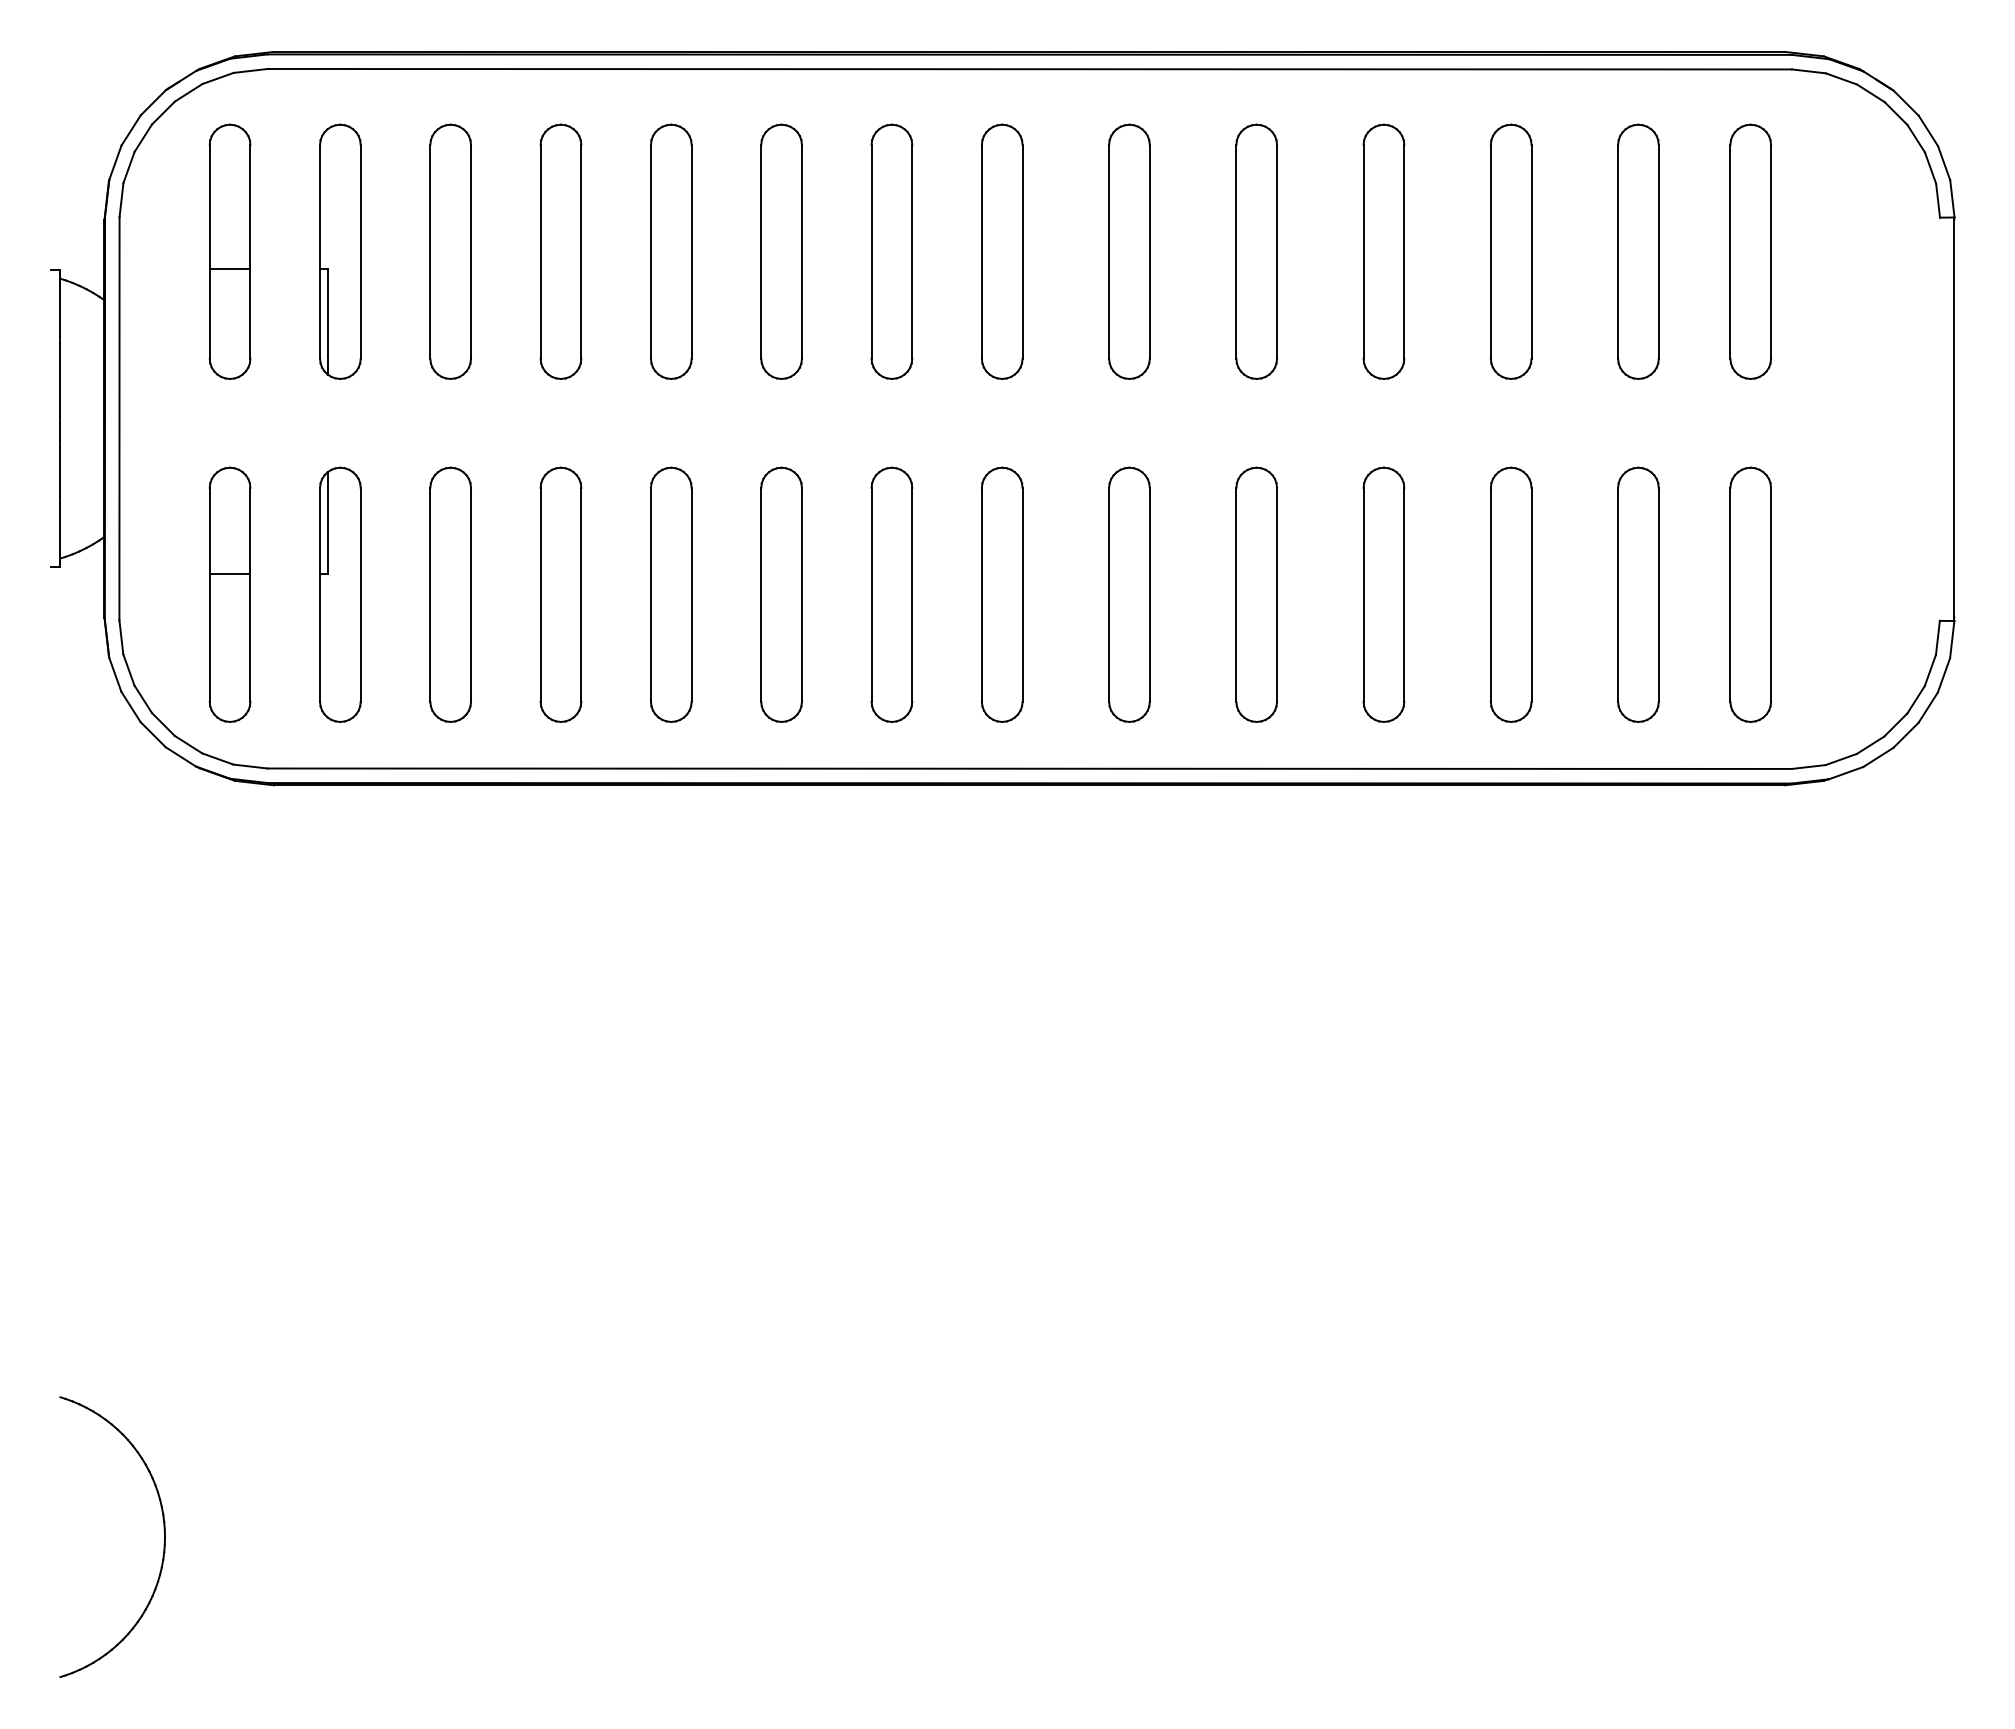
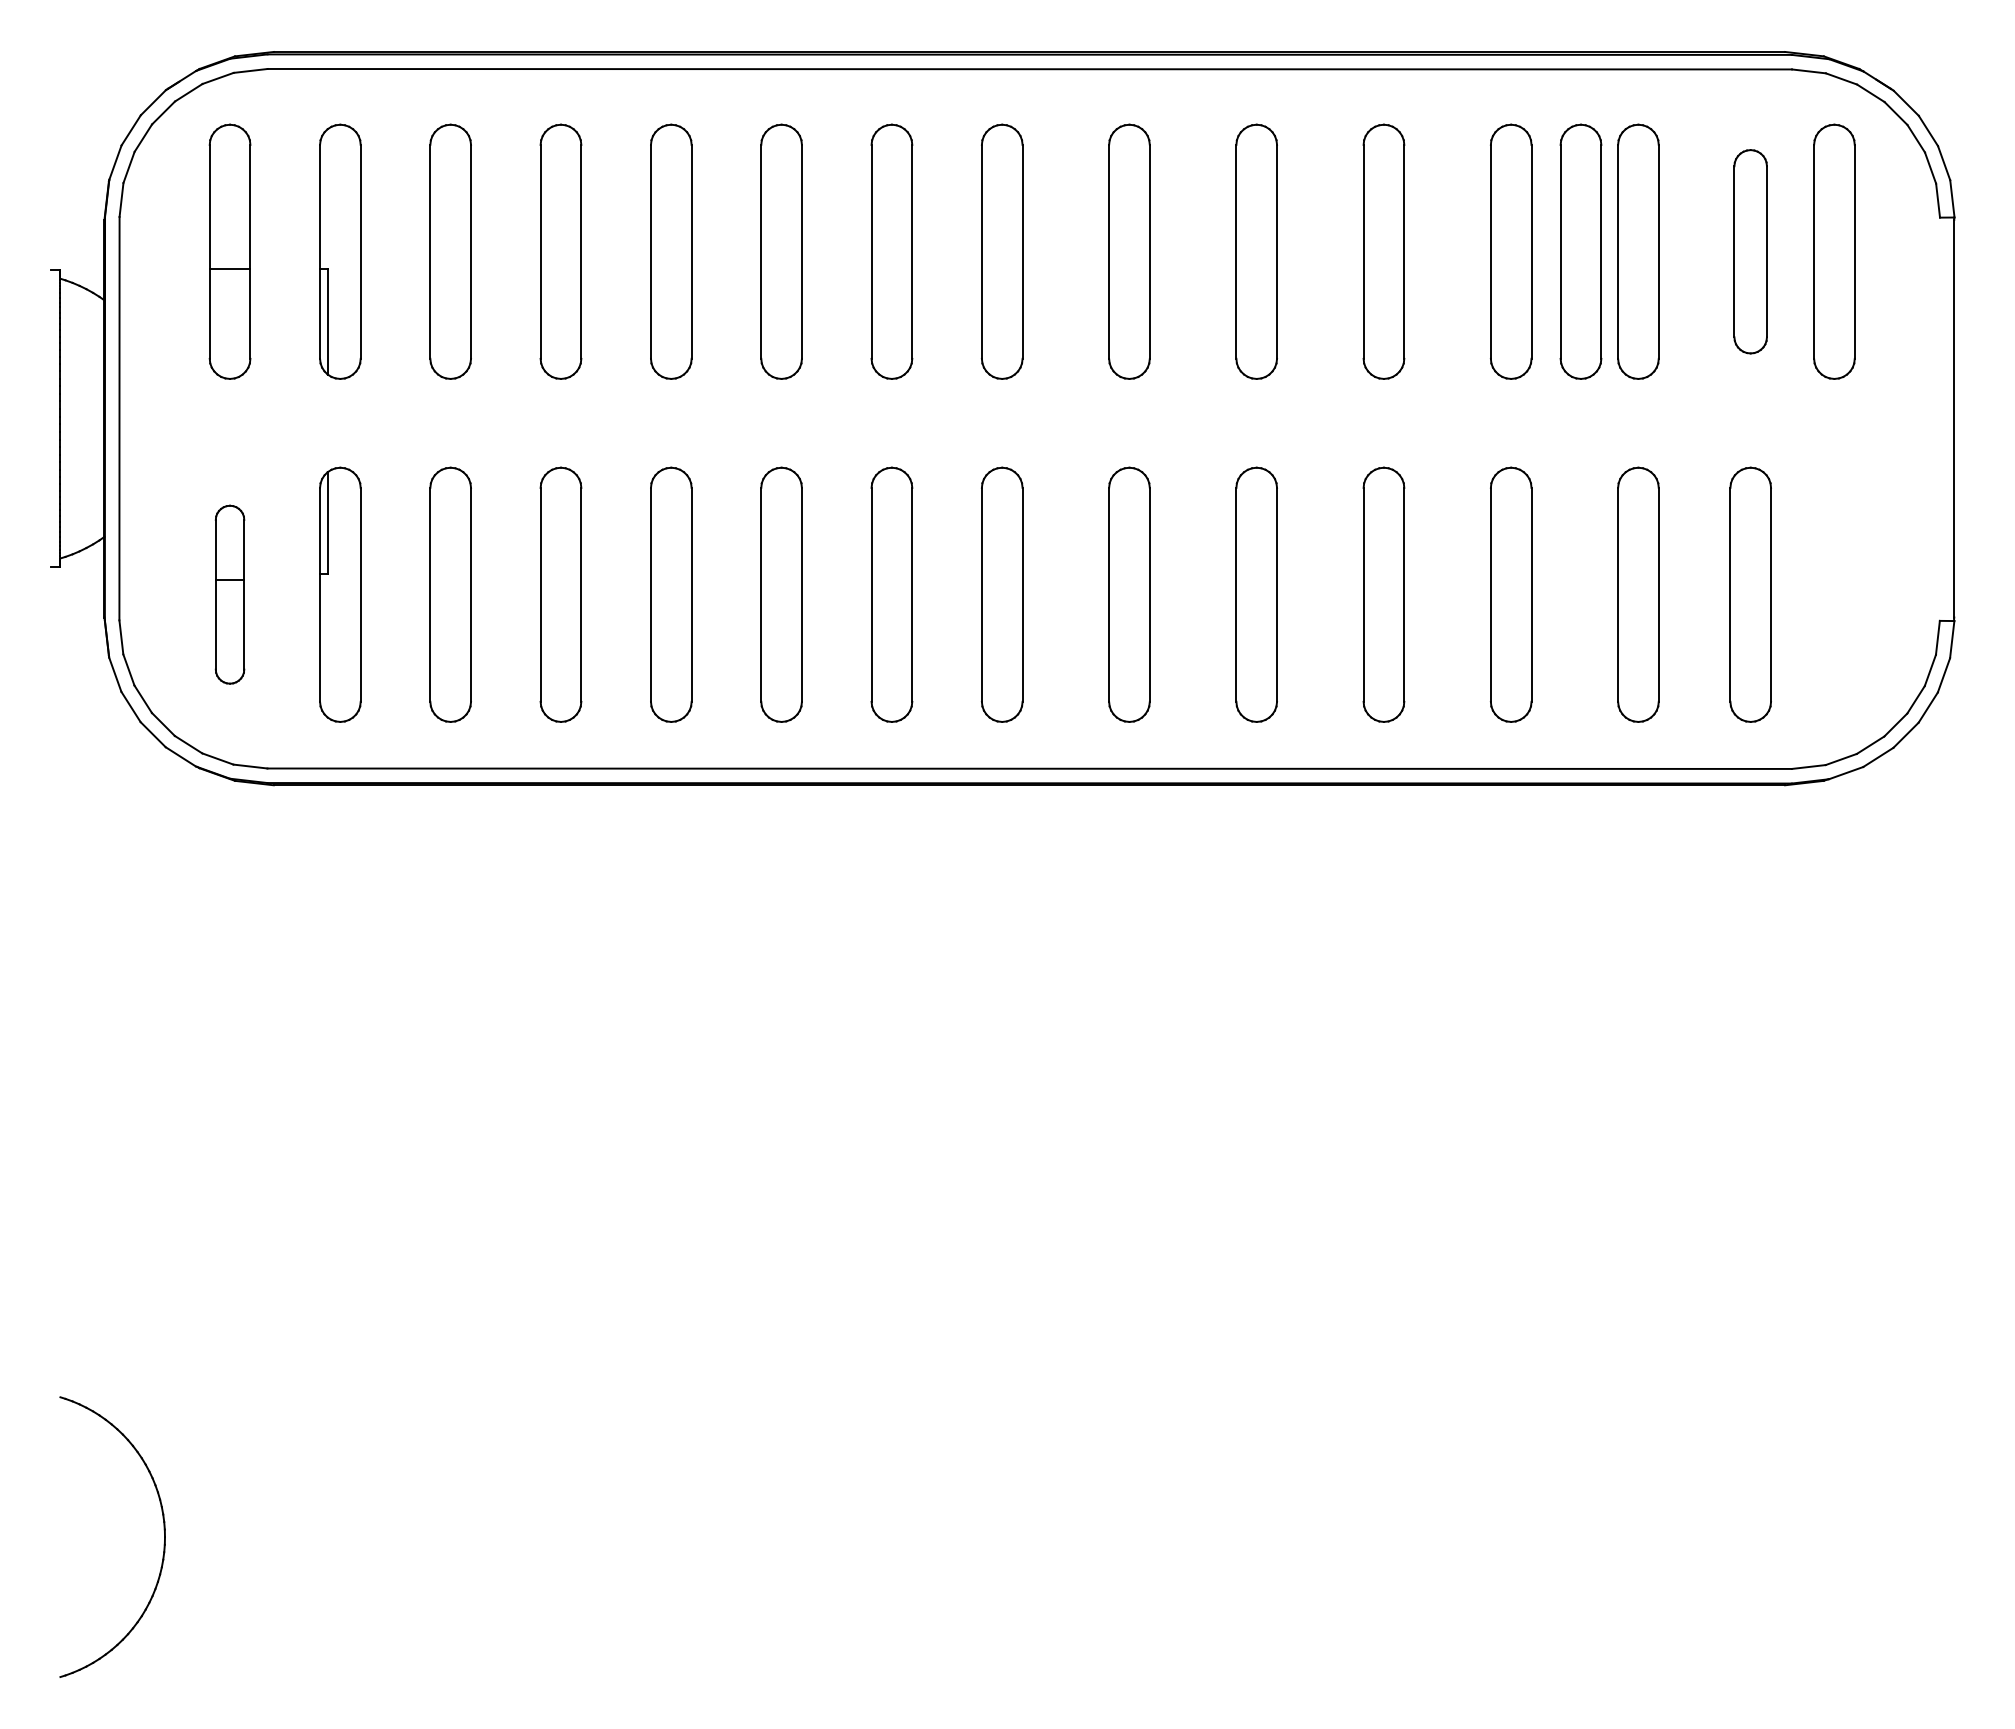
part: none -> present (1580, 251)
part size: 43x257 px -> 35x206 px (1750, 251)
part: none -> present (1834, 251)
part size: 44x257 px -> 32x181 px (229, 594)
